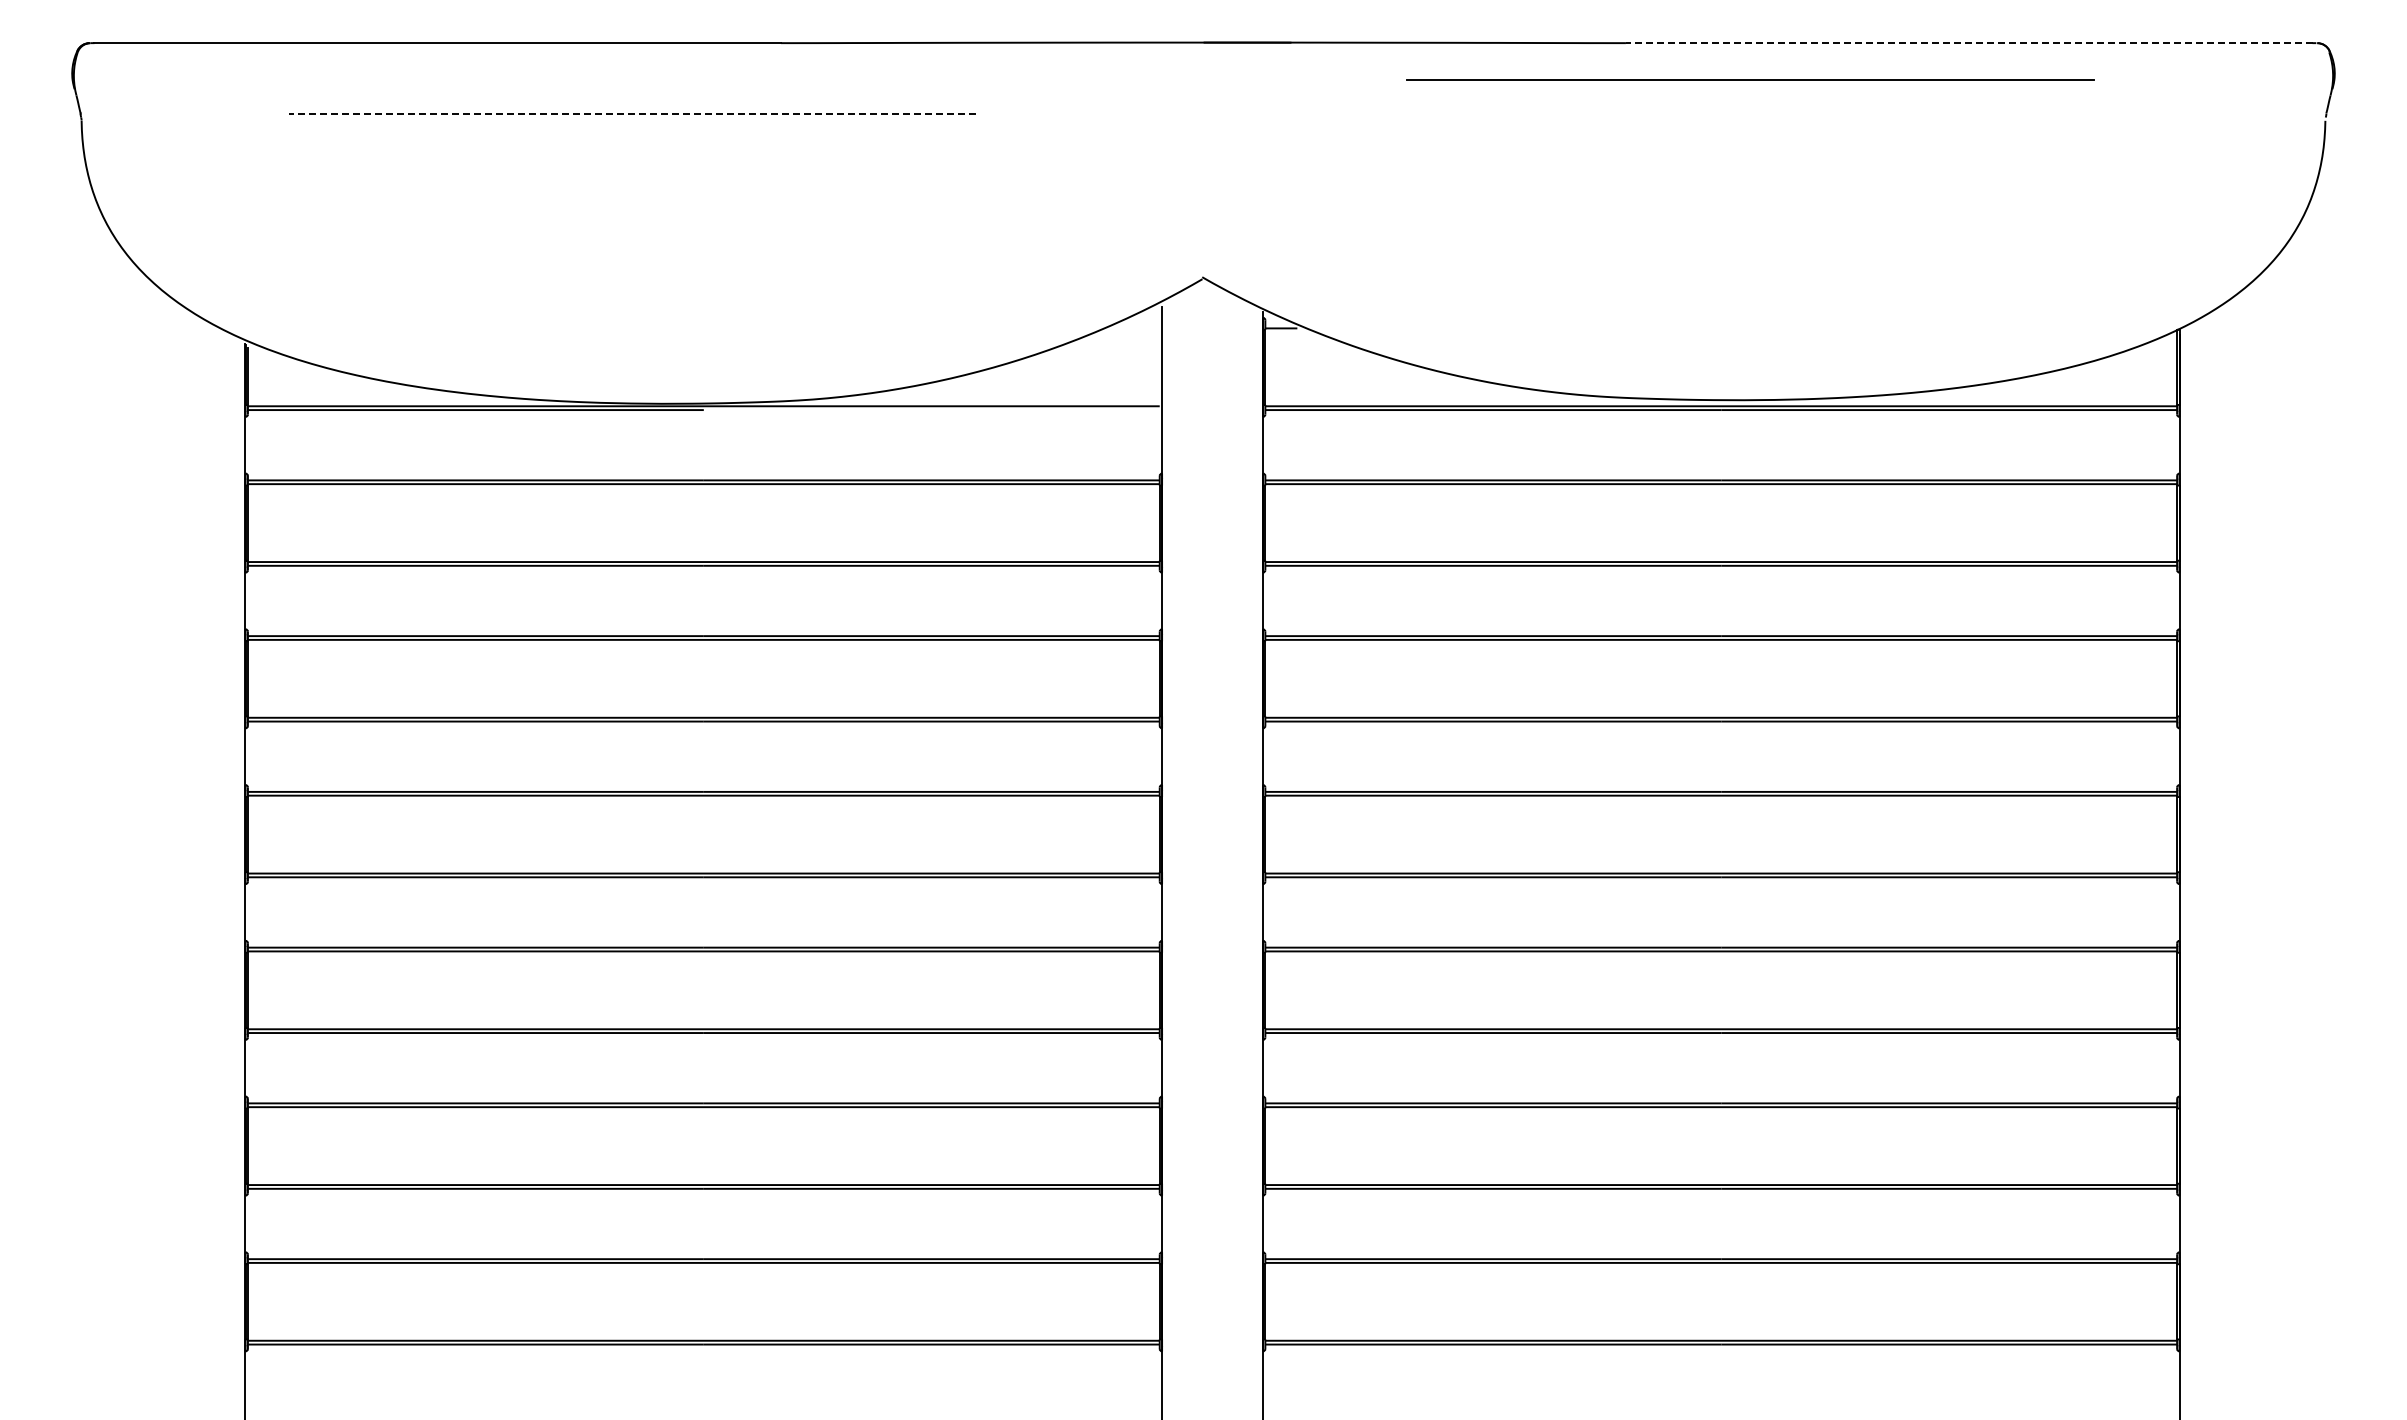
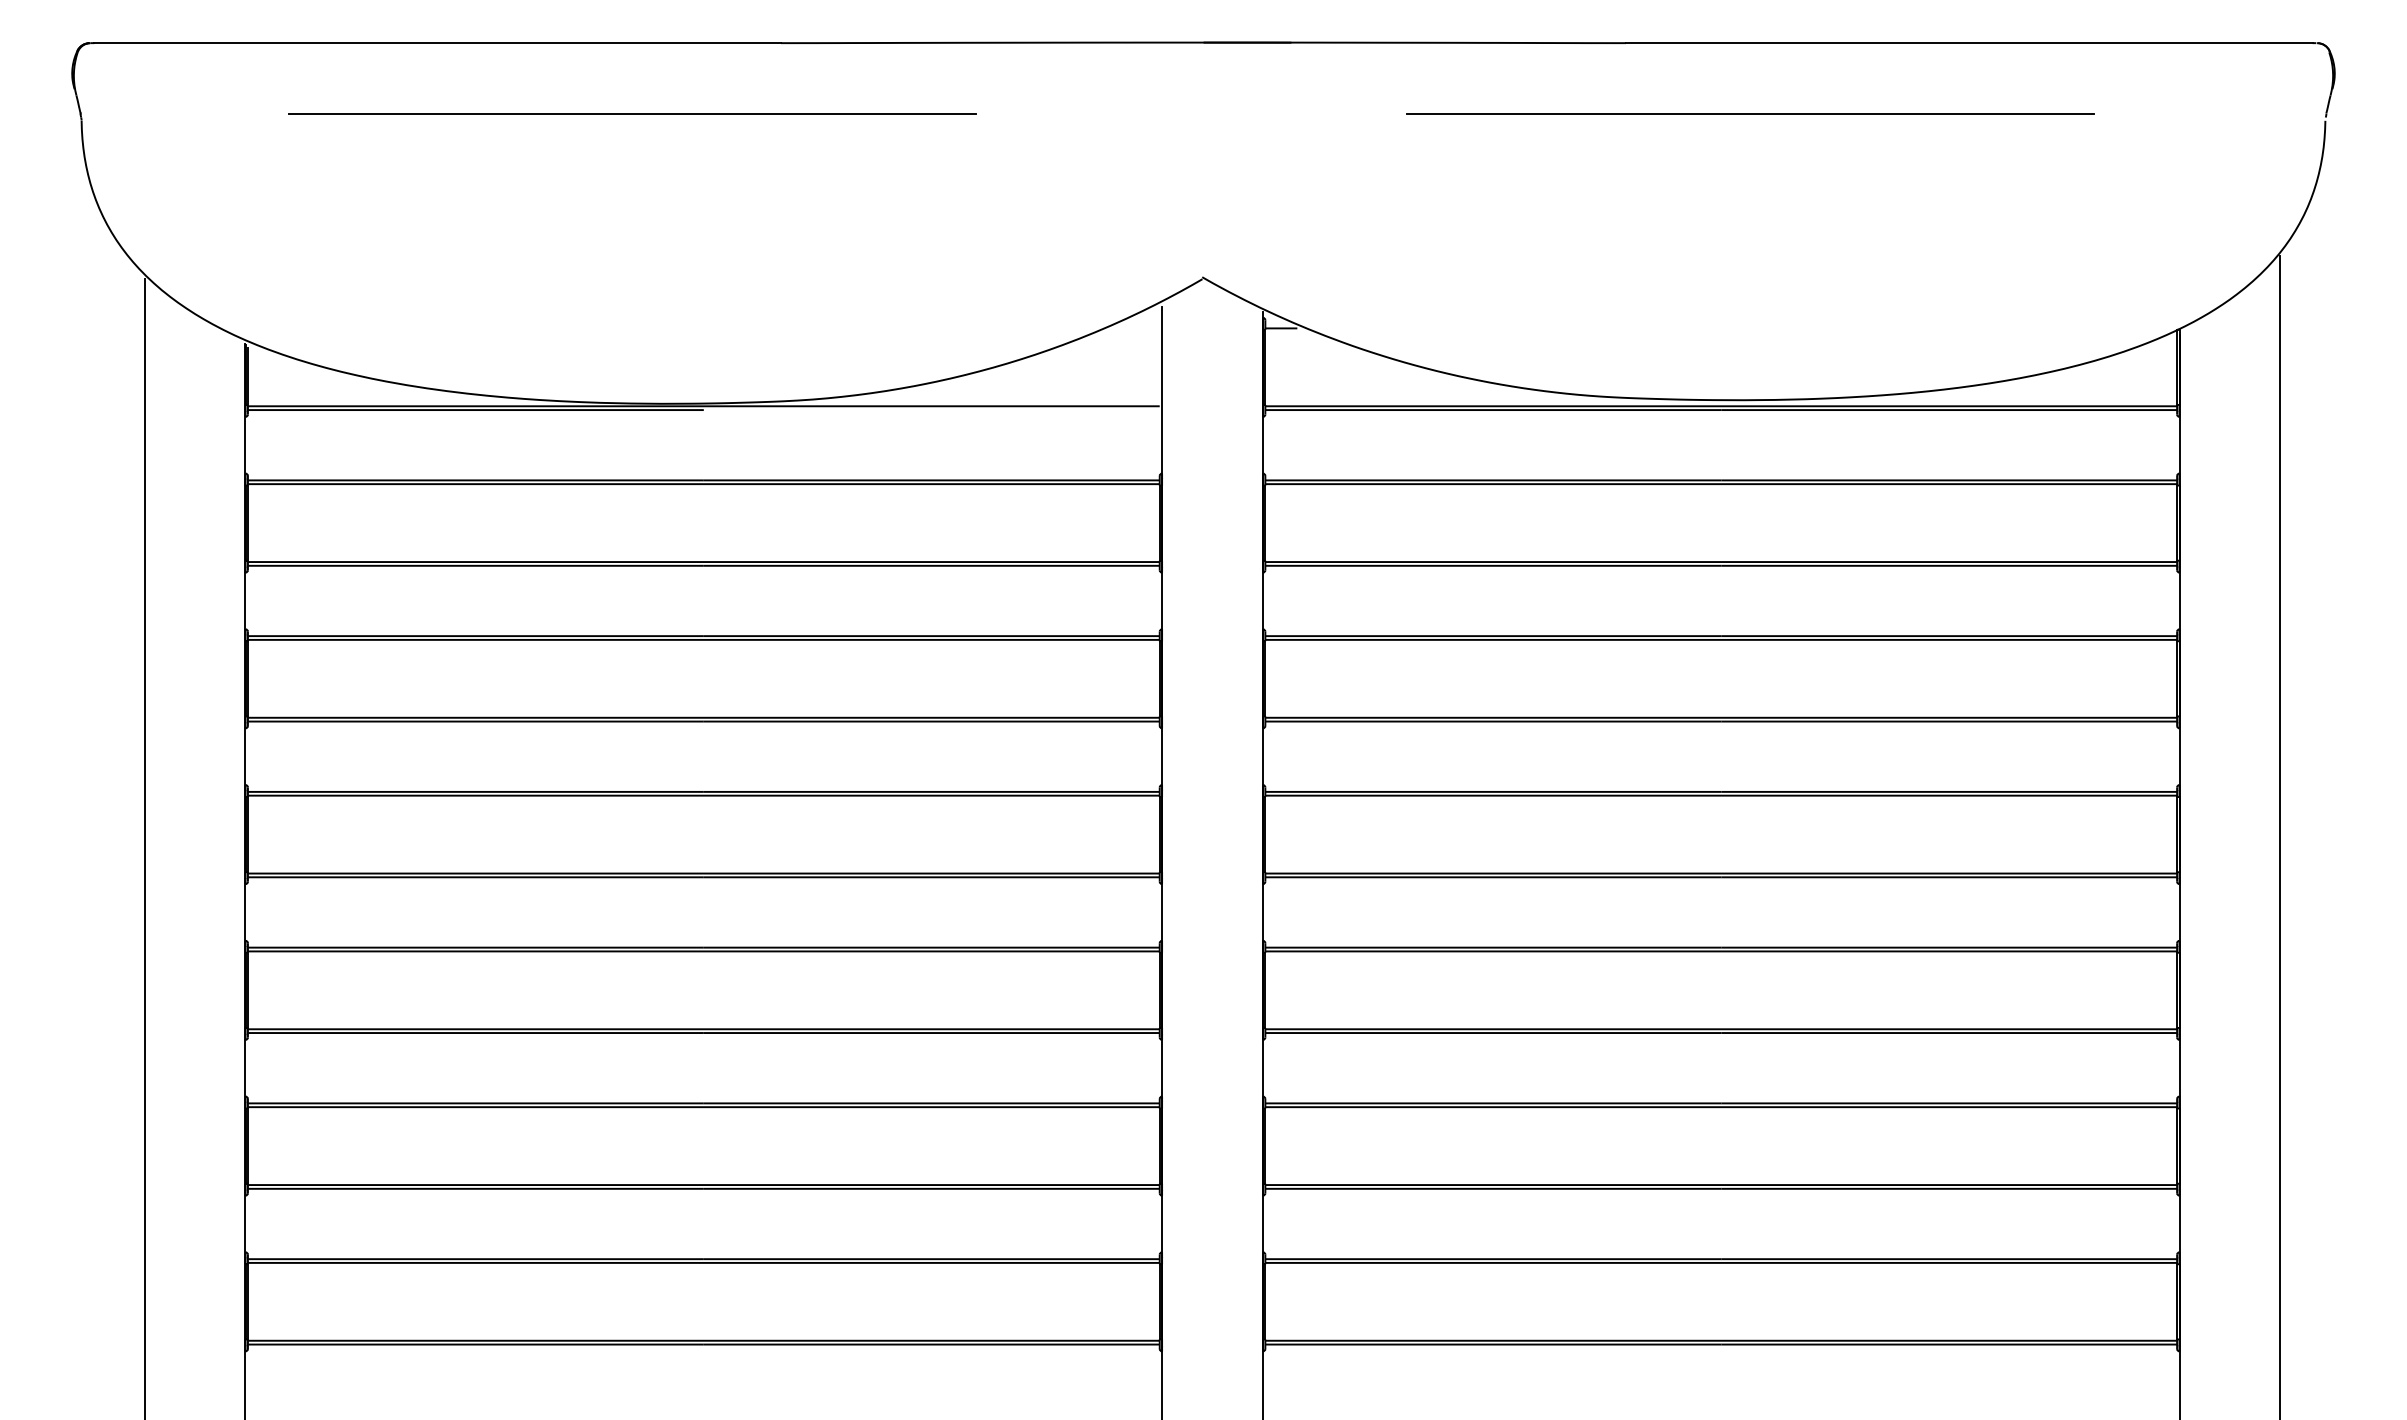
line: dashed -> solid (1968, 43)
line position: (1750, 79) -> (1750, 113) (1750, 113)
line: dashed -> solid (632, 113)
line: none -> present (2280, 835)
line: none -> present (144, 847)
